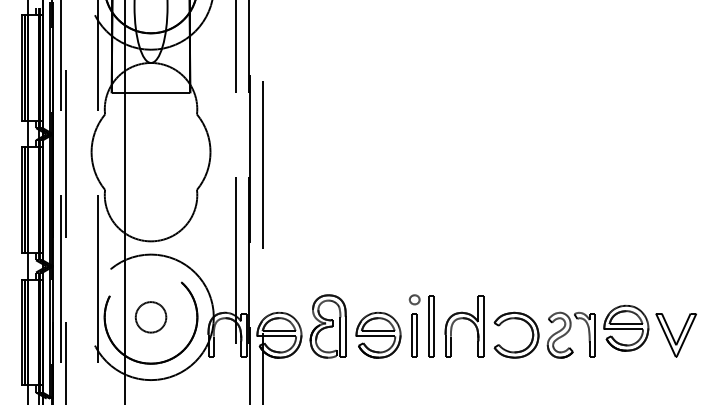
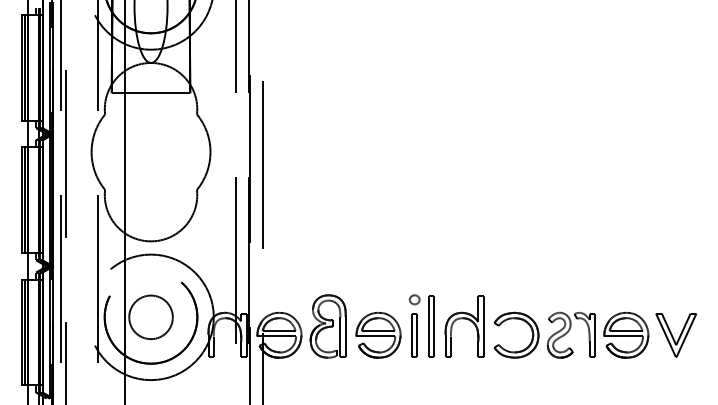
circle diameter: 31 px -> 44 px (150, 317)
part position: (626, 327) -> (626, 334) (626, 334)
